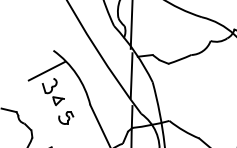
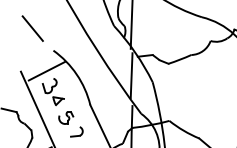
line: none -> present (32, 28)
line: none -> present (36, 107)
part: none -> present (76, 131)
